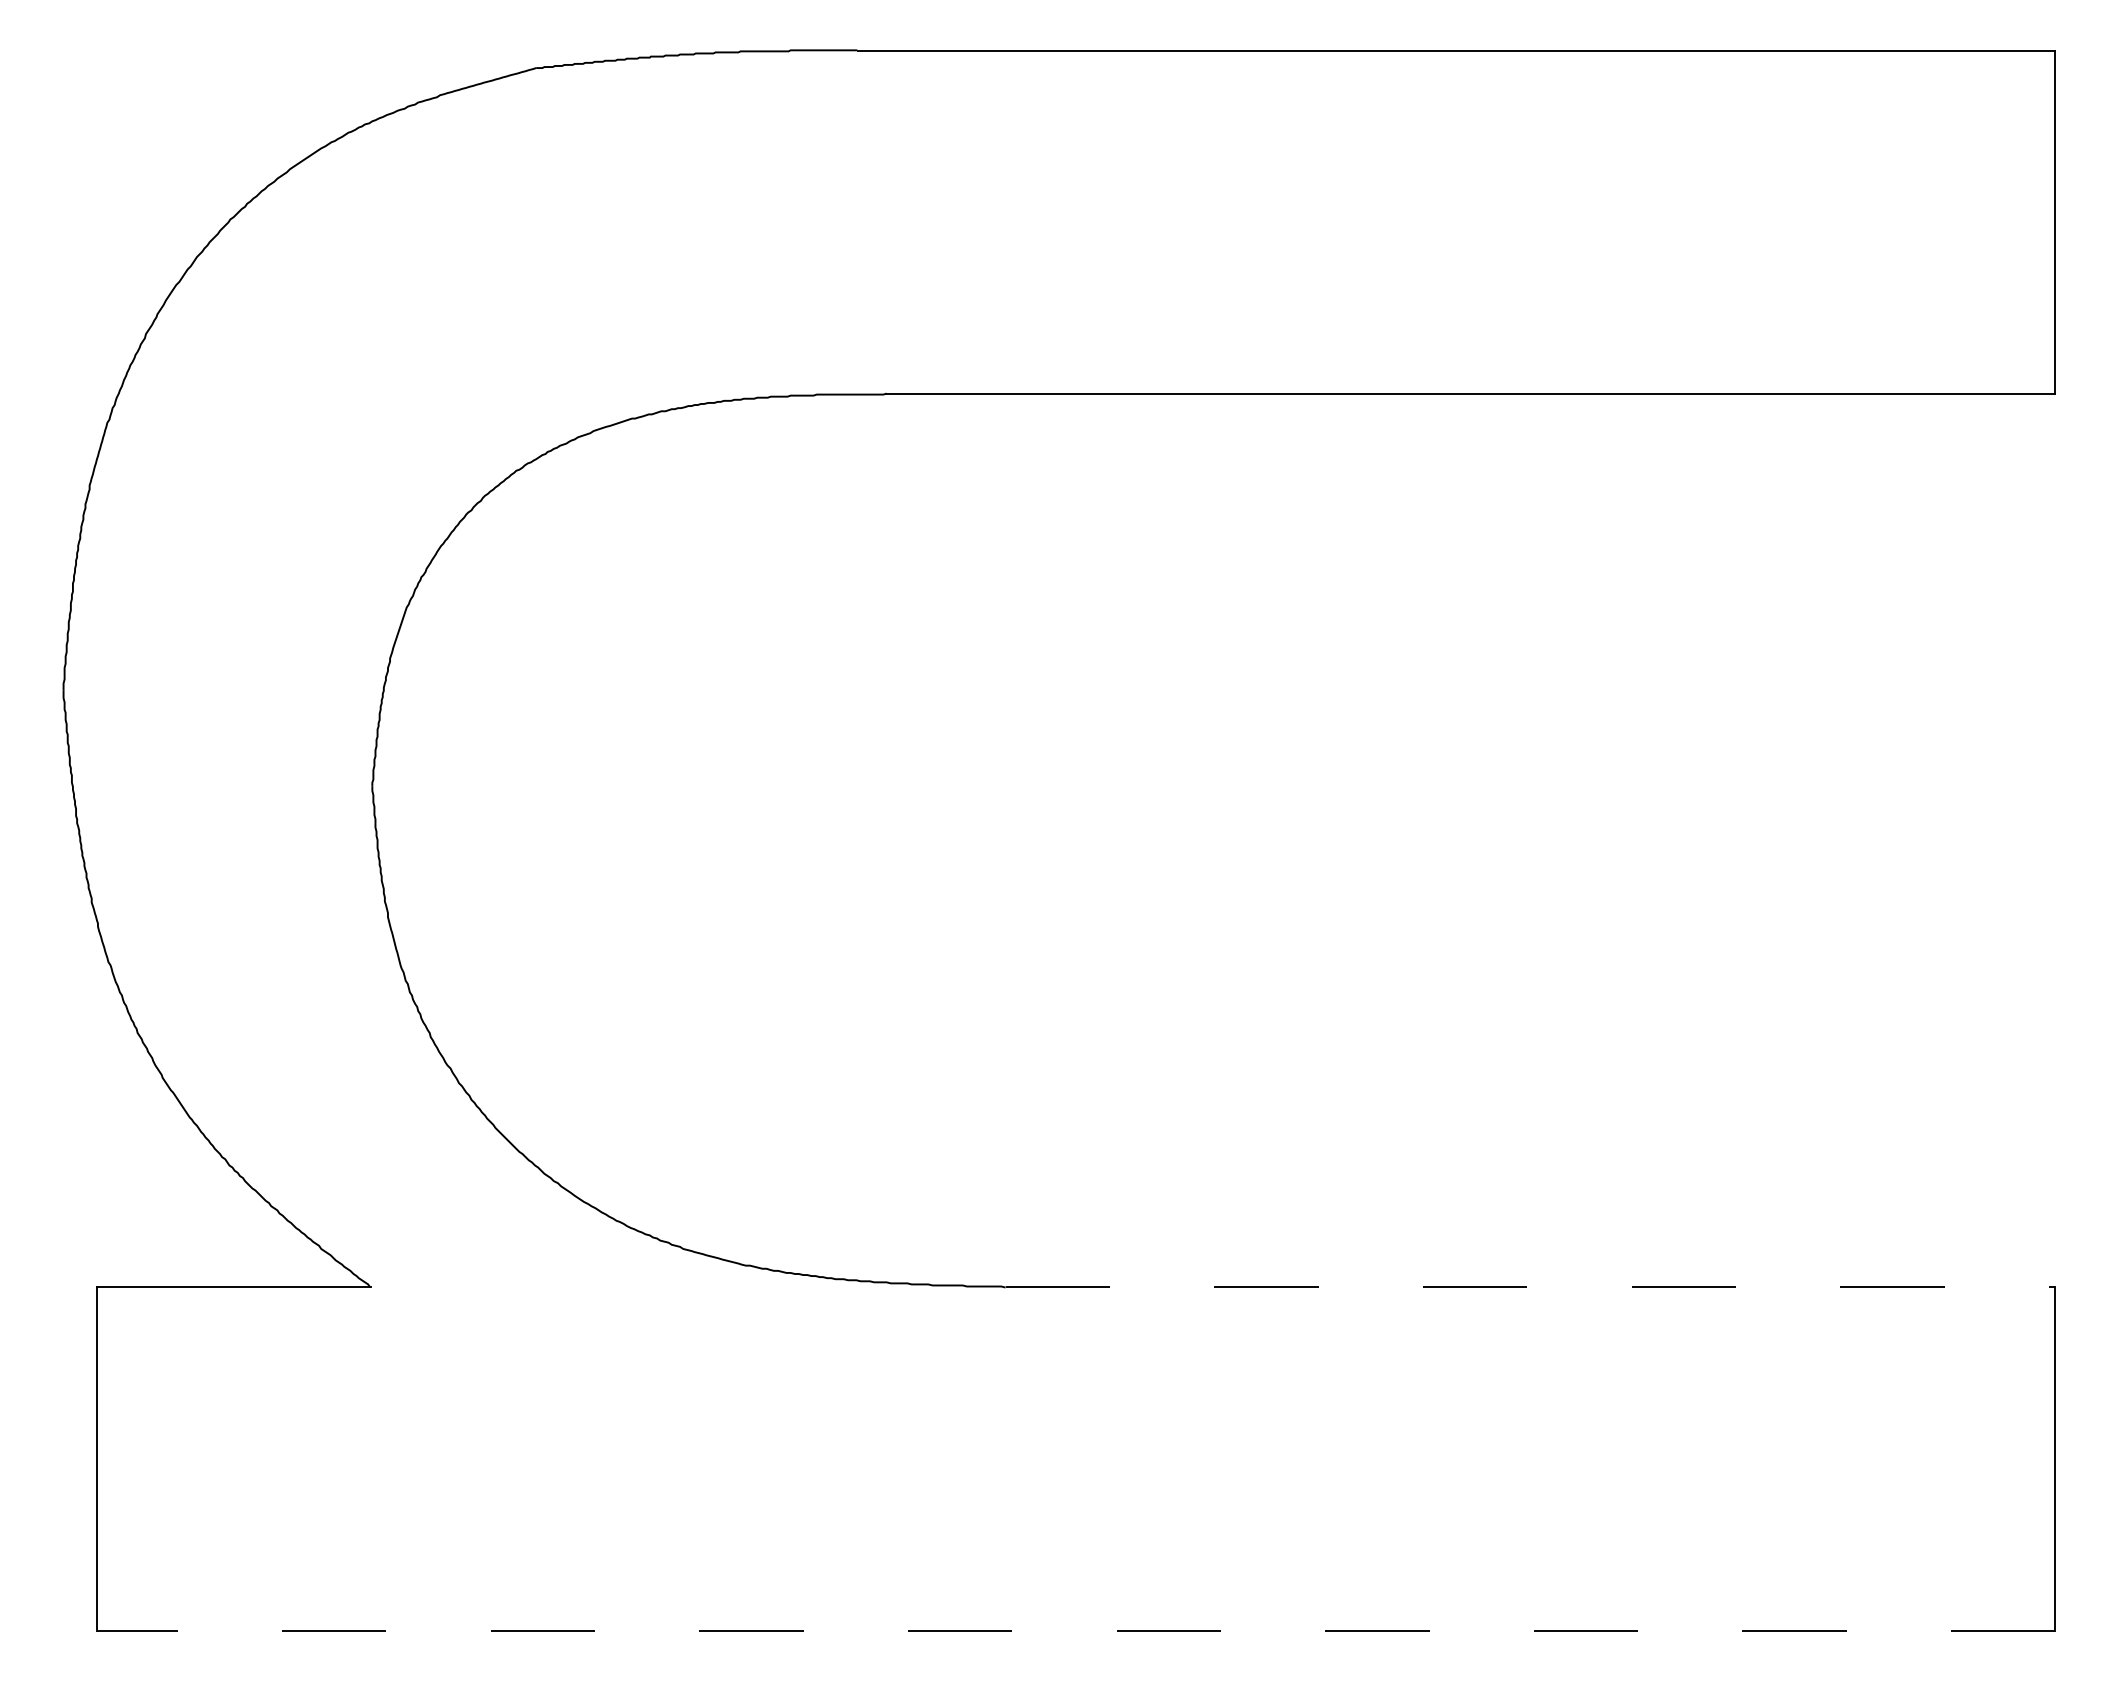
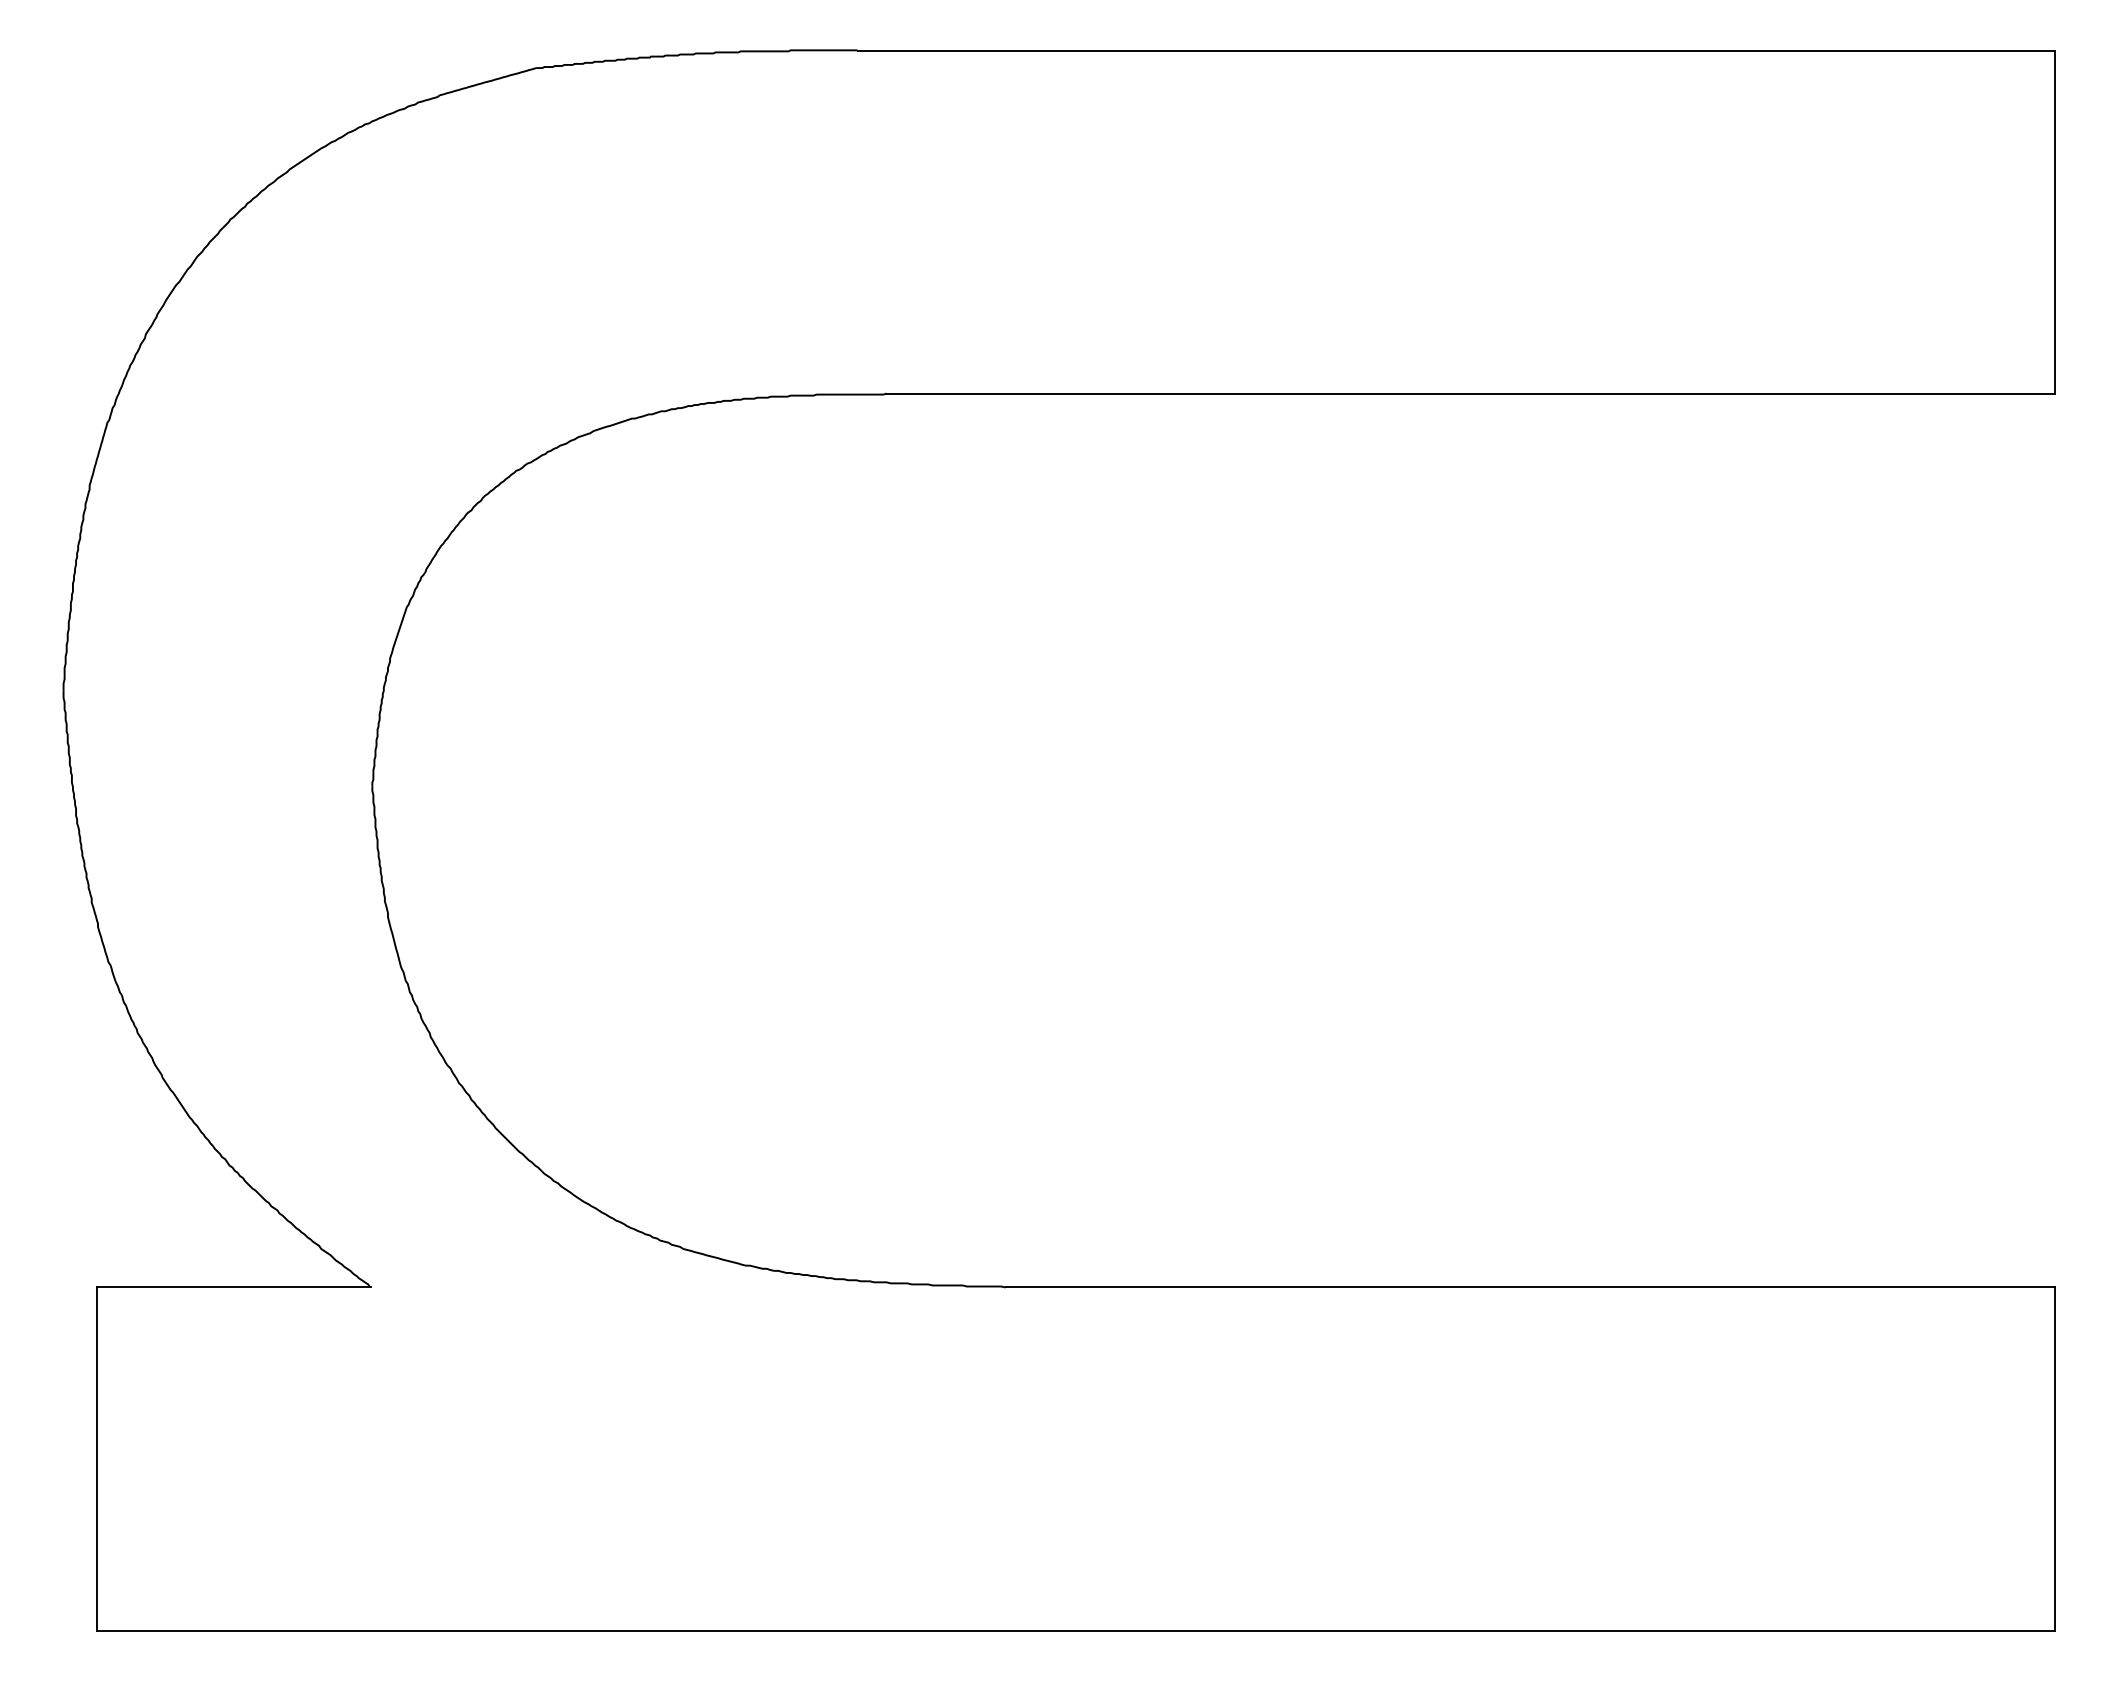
line: dashed -> solid (1530, 1287)
line: dashed -> solid (1076, 1630)
